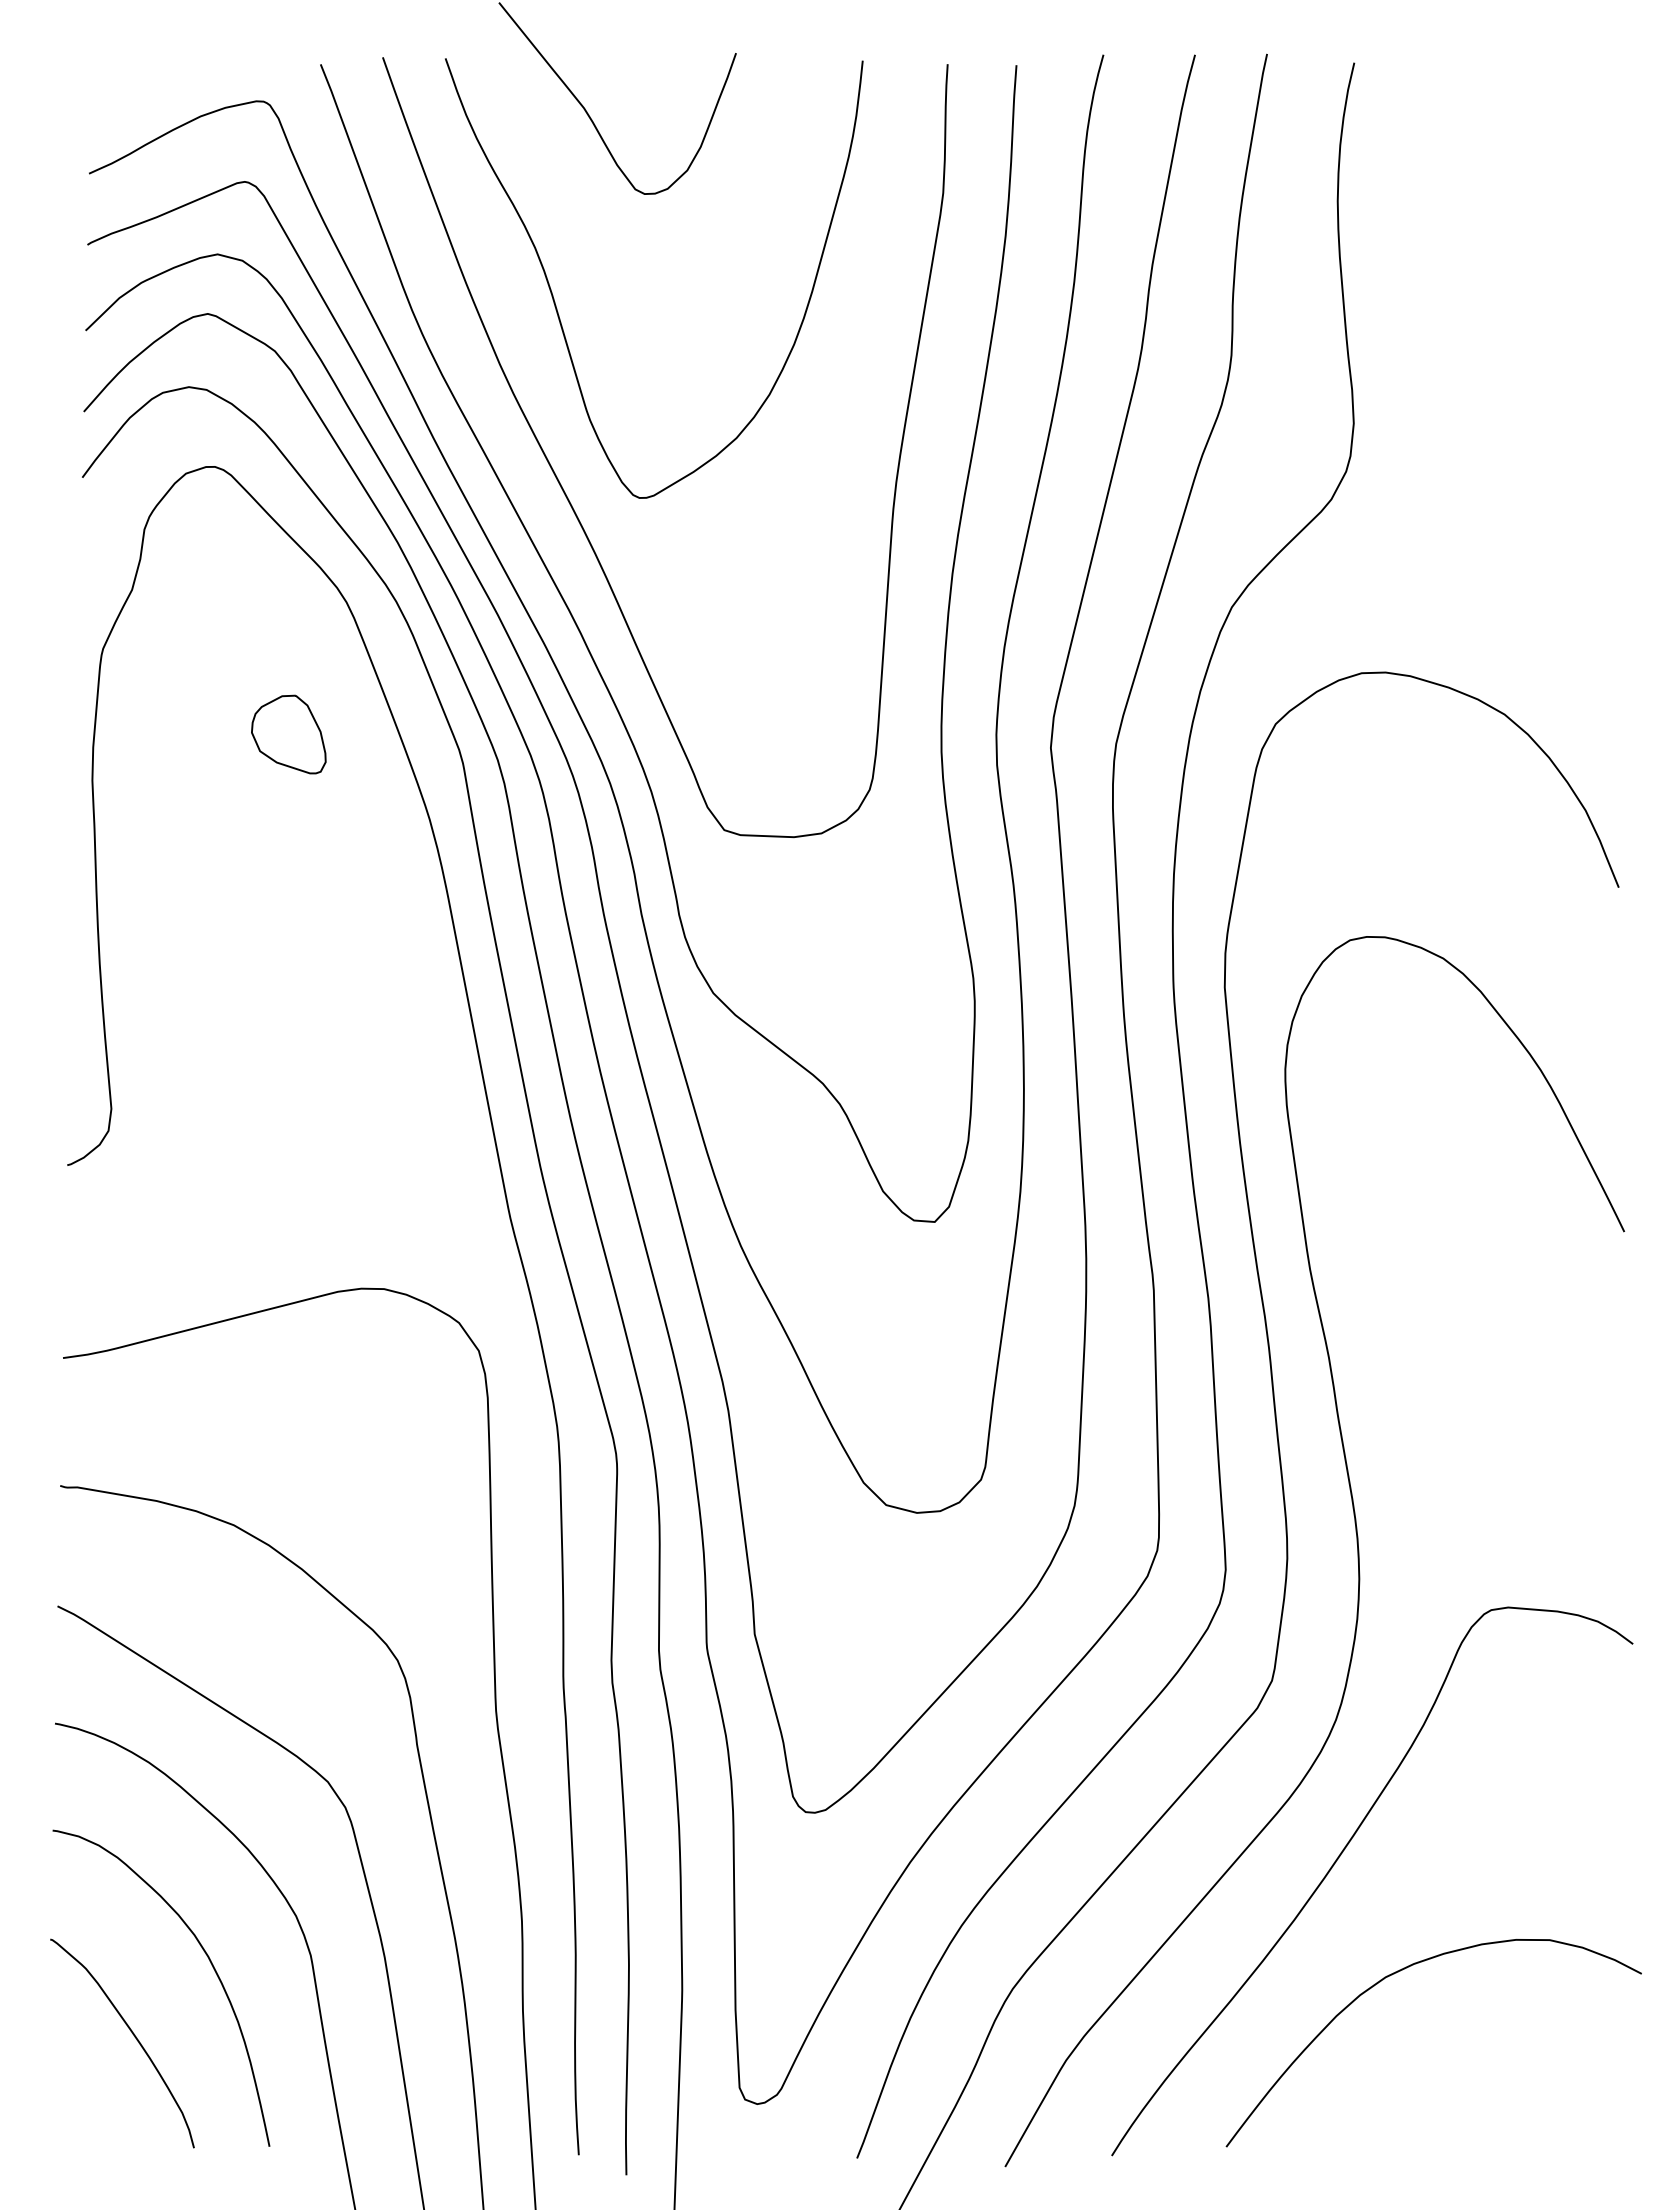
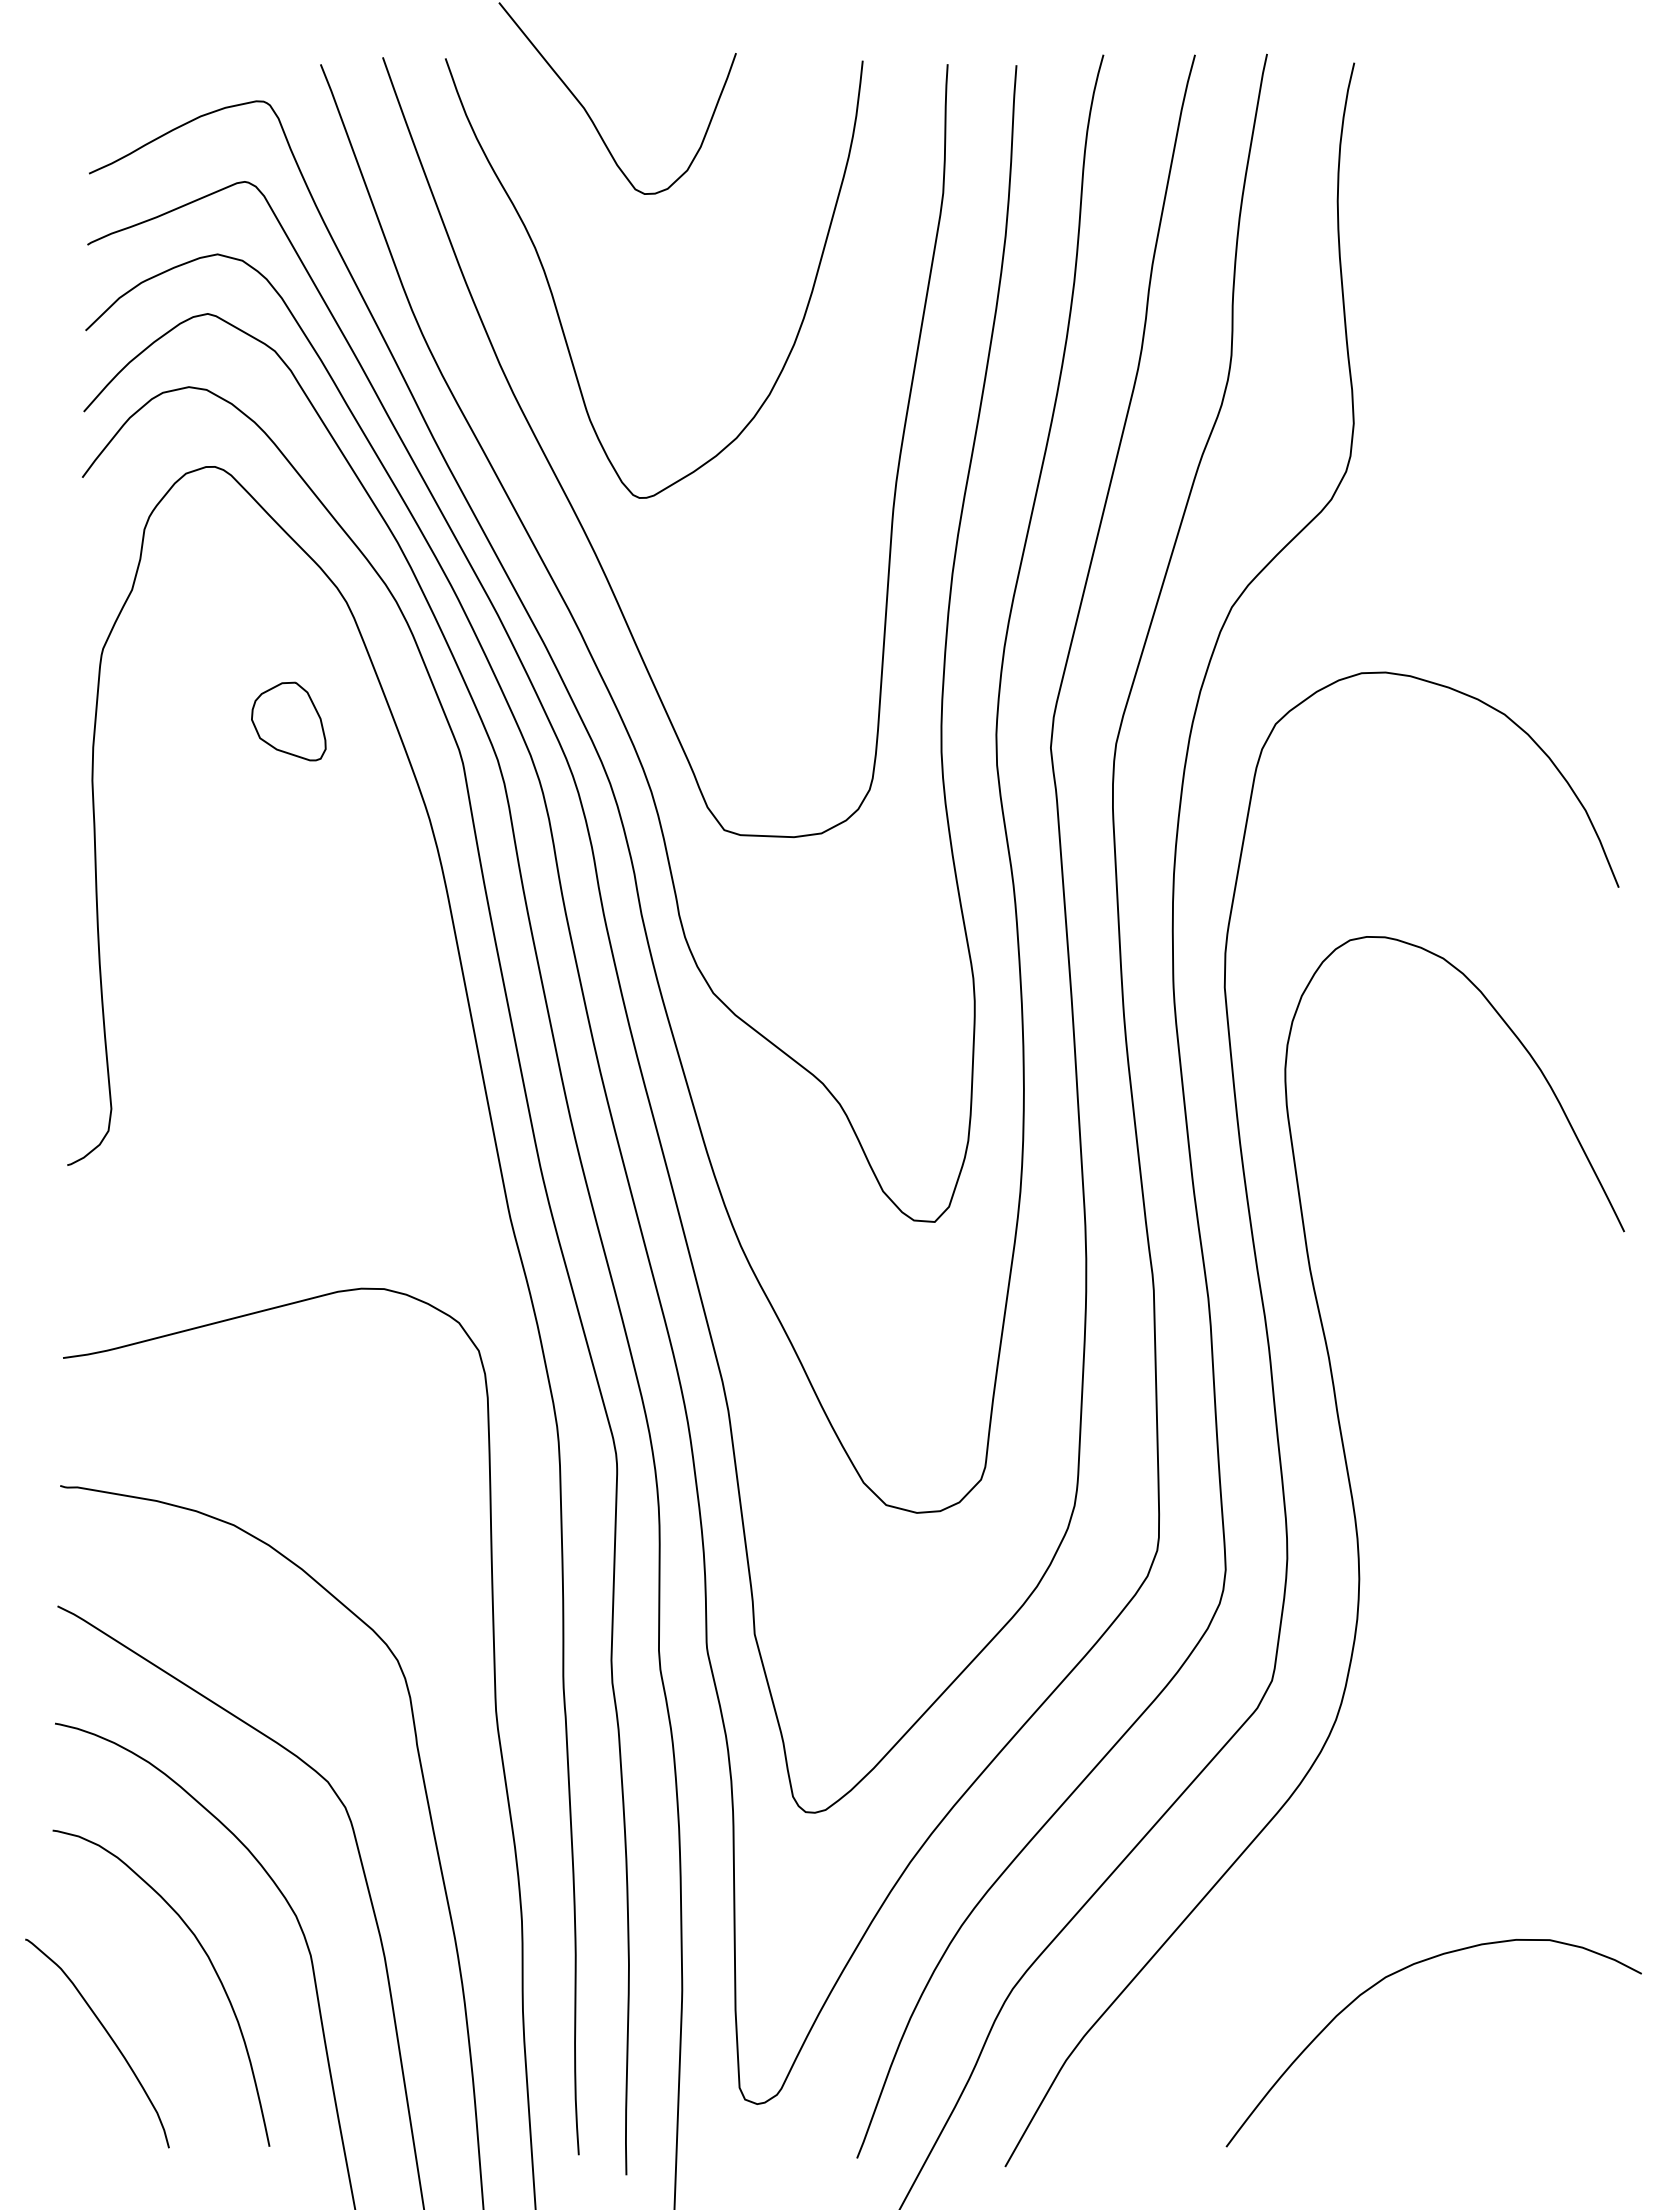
part position: (288, 734) -> (288, 721) (288, 721)
curve: present -> none (1338, 1859)
curve position: (134, 2037) -> (109, 2037) (109, 2037)
